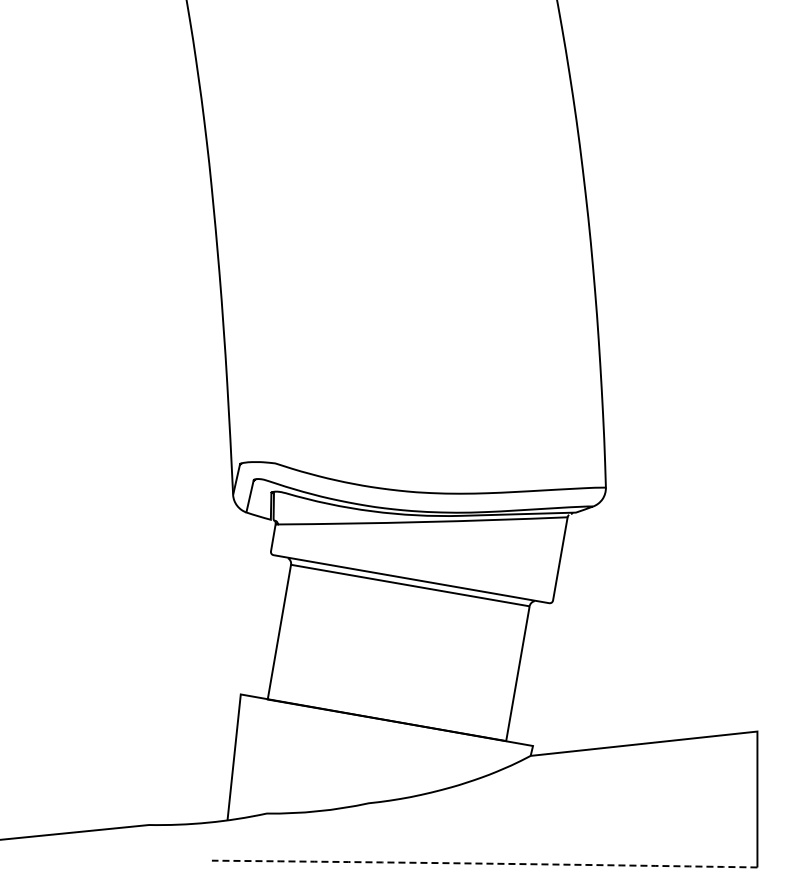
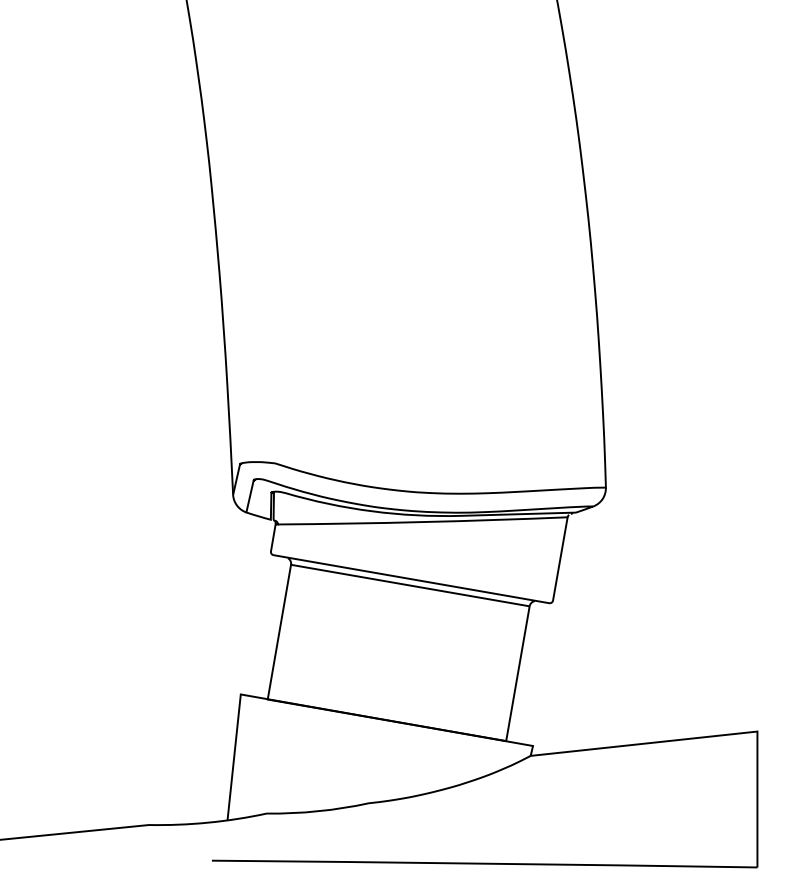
line: dashed -> solid (484, 863)
